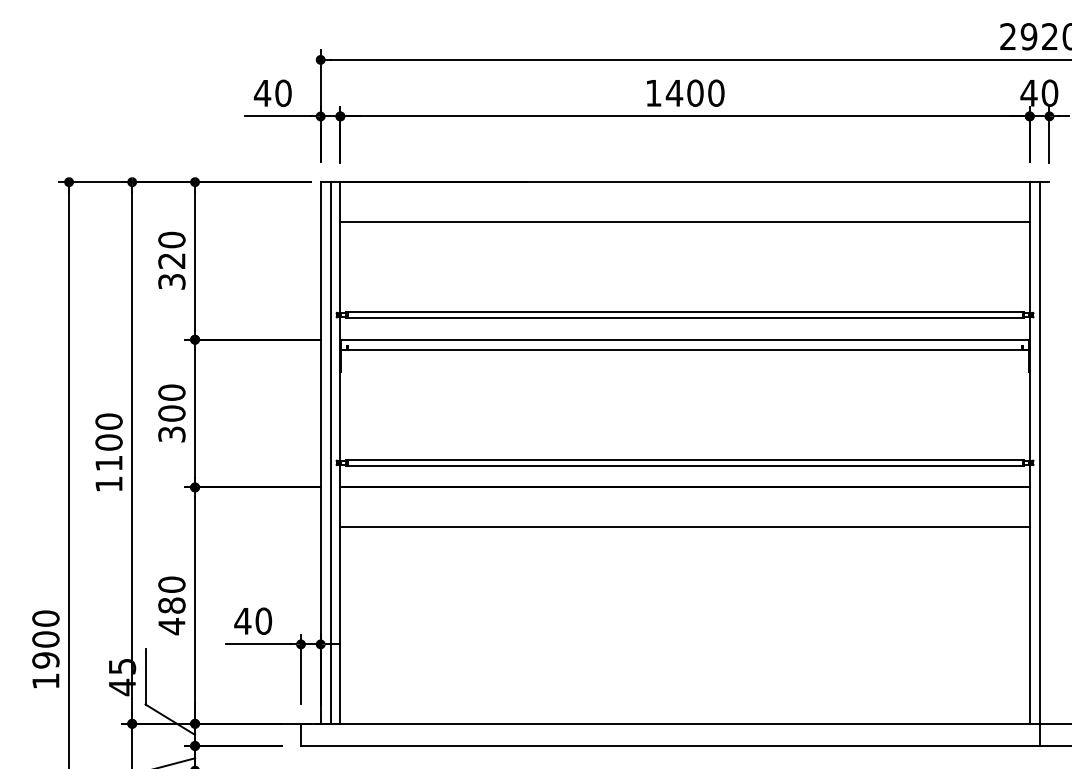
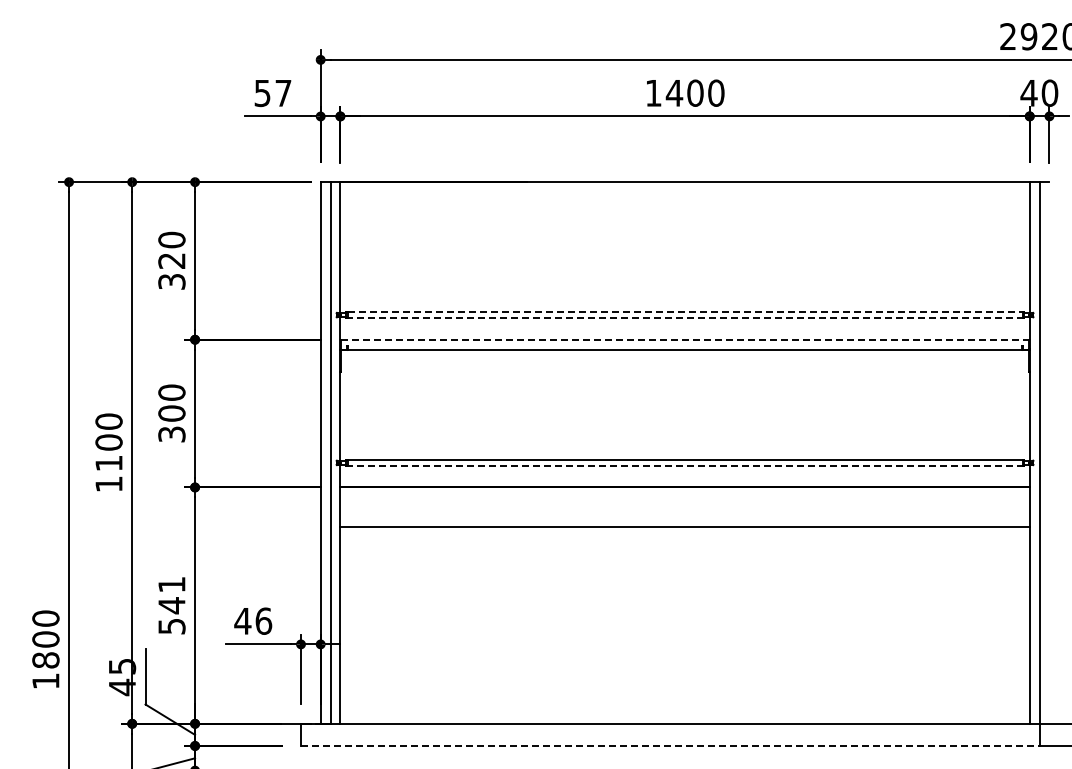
text: 40 -> 57 (272, 93)
line: present -> none (684, 221)
line: solid -> dashed (685, 312)
line: solid -> dashed (684, 318)
line: solid -> dashed (685, 339)
line: solid -> dashed (684, 465)
text: 480 -> 541 (171, 605)
text: 40 -> 46 (263, 620)
text: 1900 -> 1800 (45, 660)
line: solid -> dashed (670, 746)
